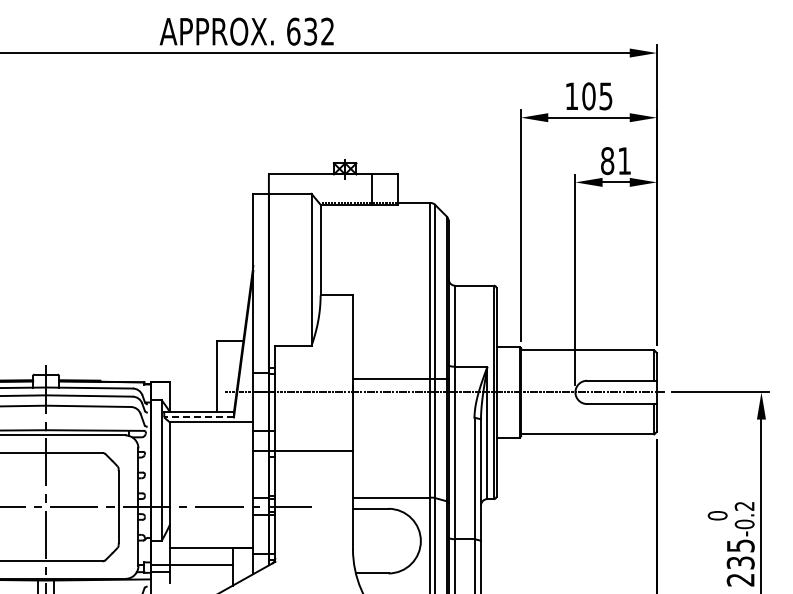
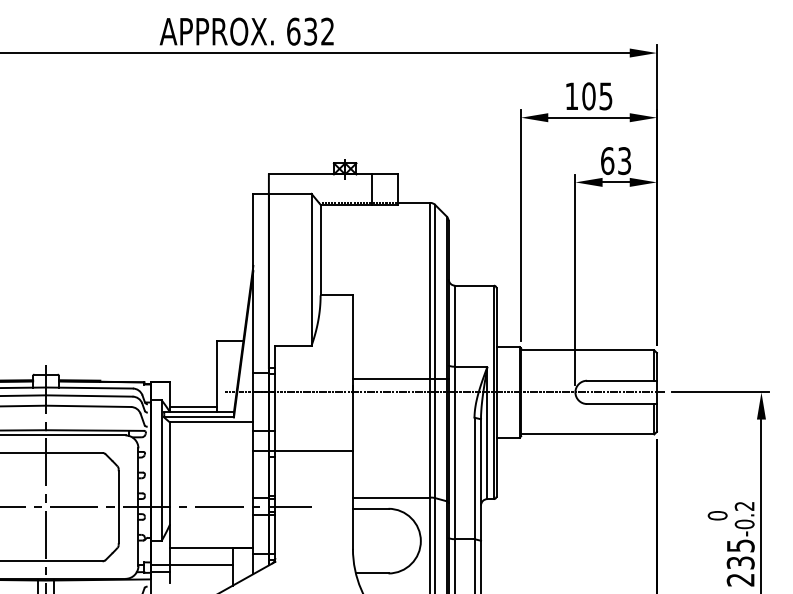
text: 81 -> 63 (615, 161)
line: none -> present (192, 406)
line: dashed -> solid (199, 417)
